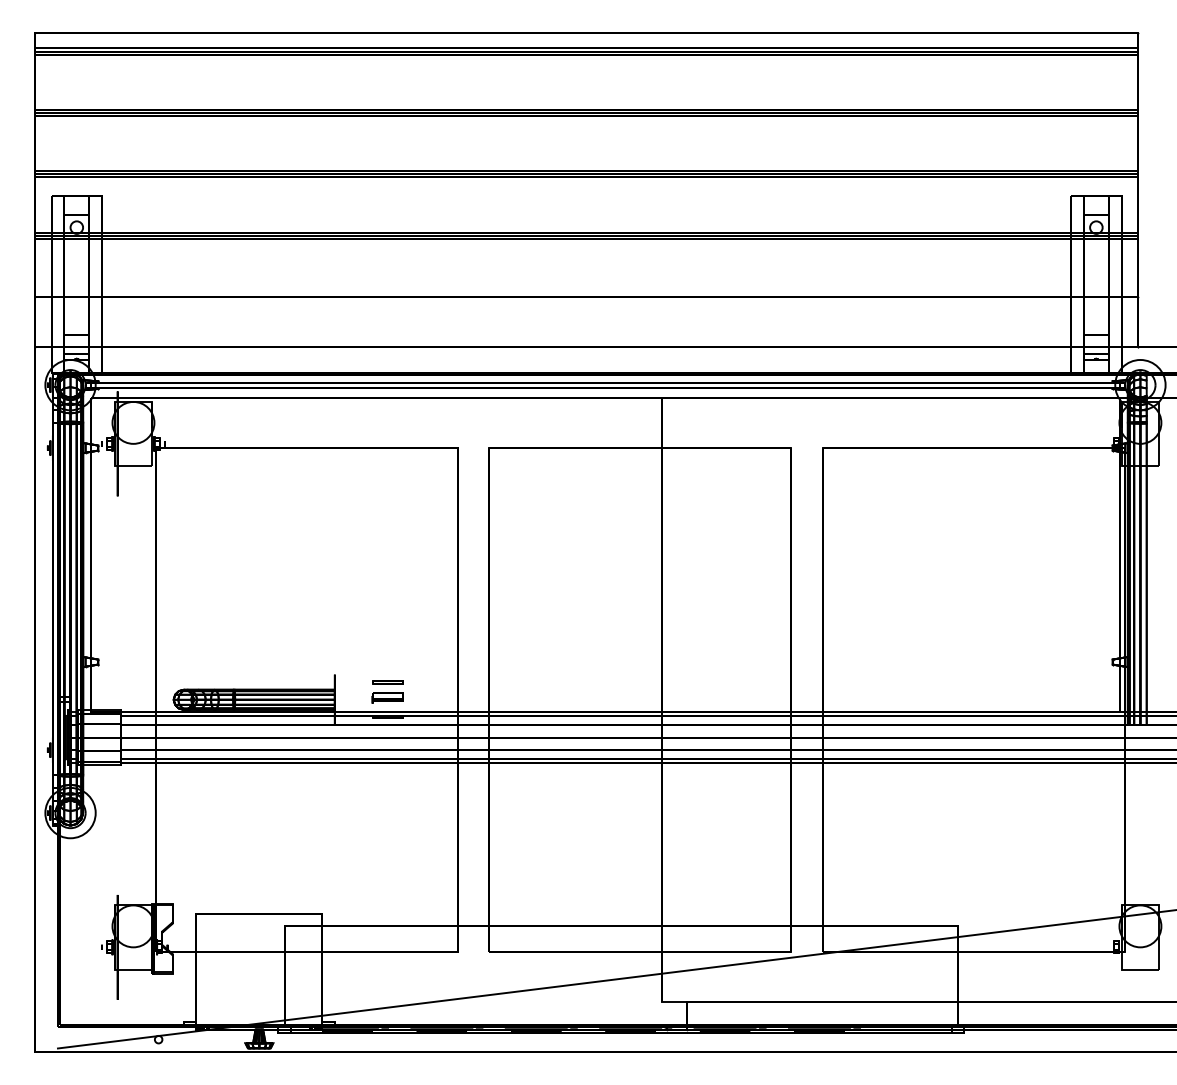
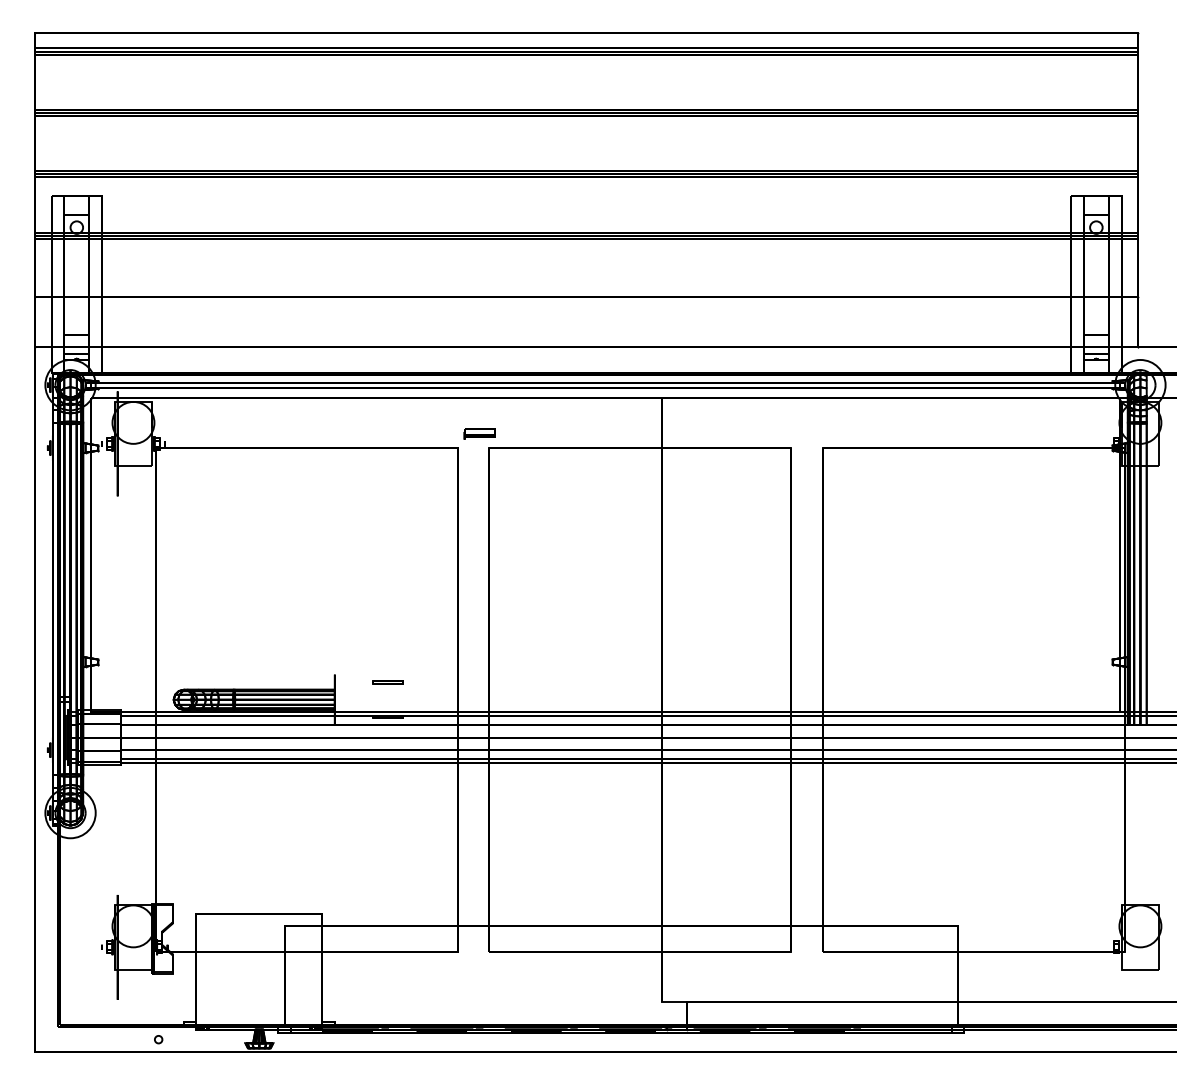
part position: (387, 697) -> (479, 433) (479, 433)
line: present -> none (615, 979)
